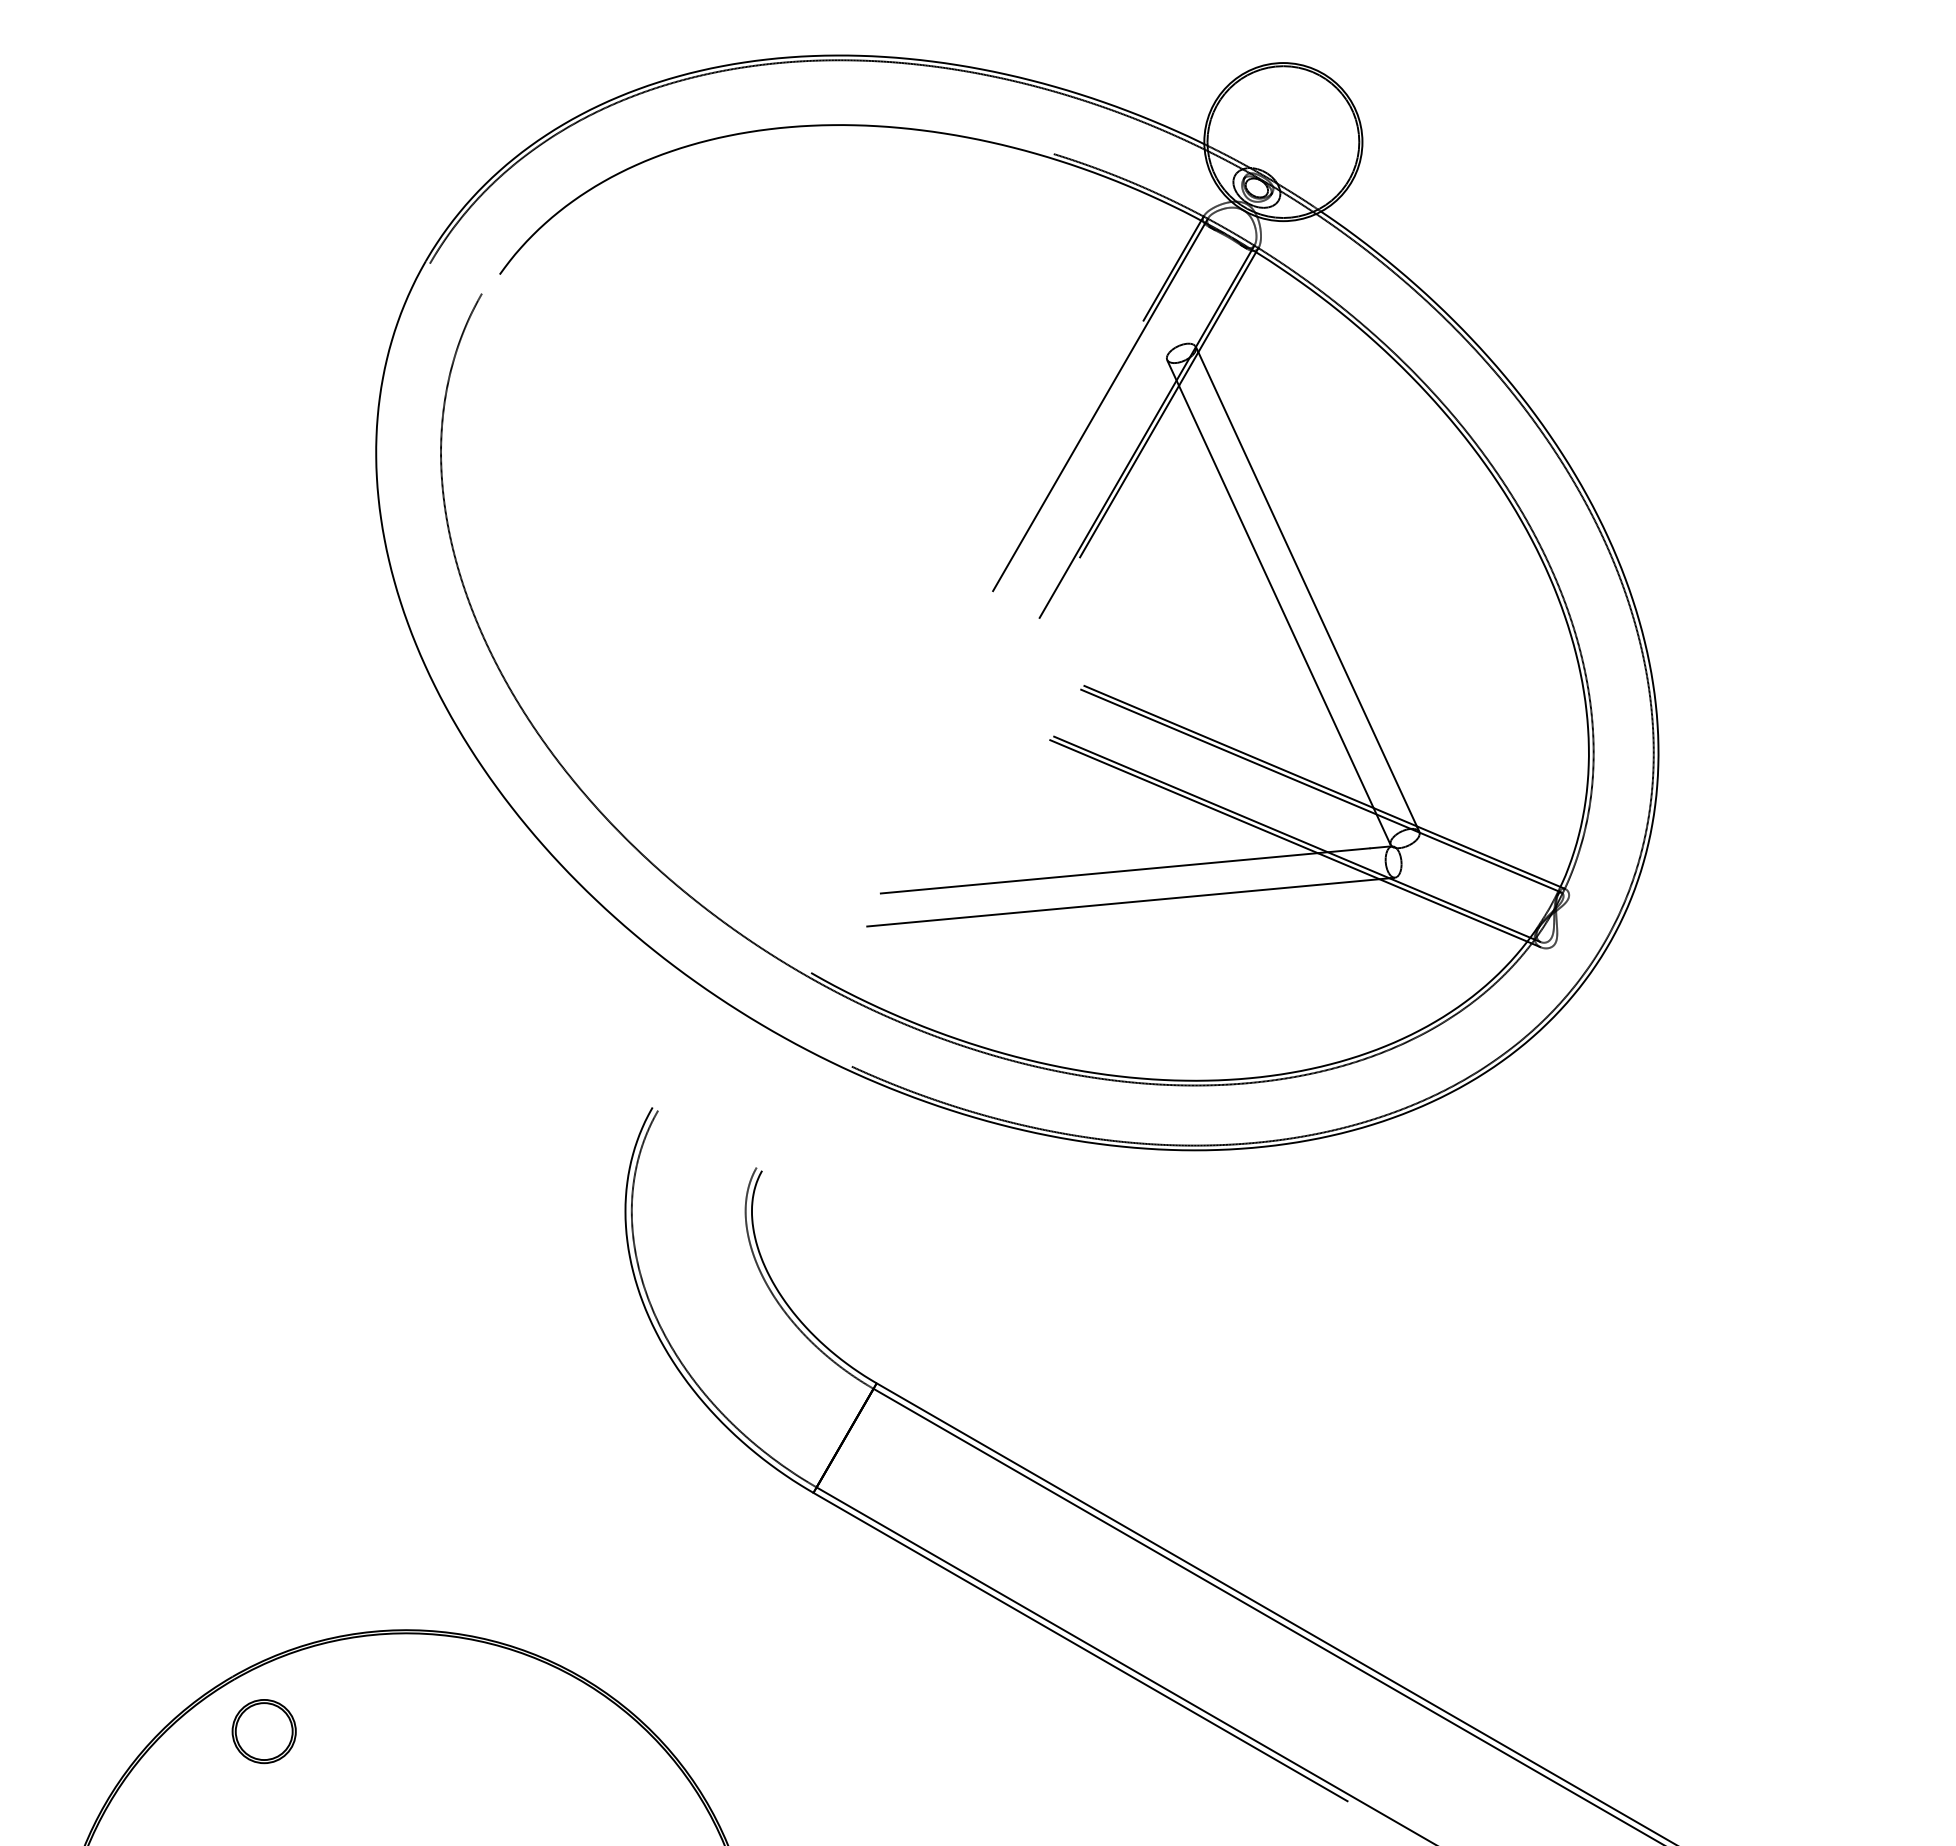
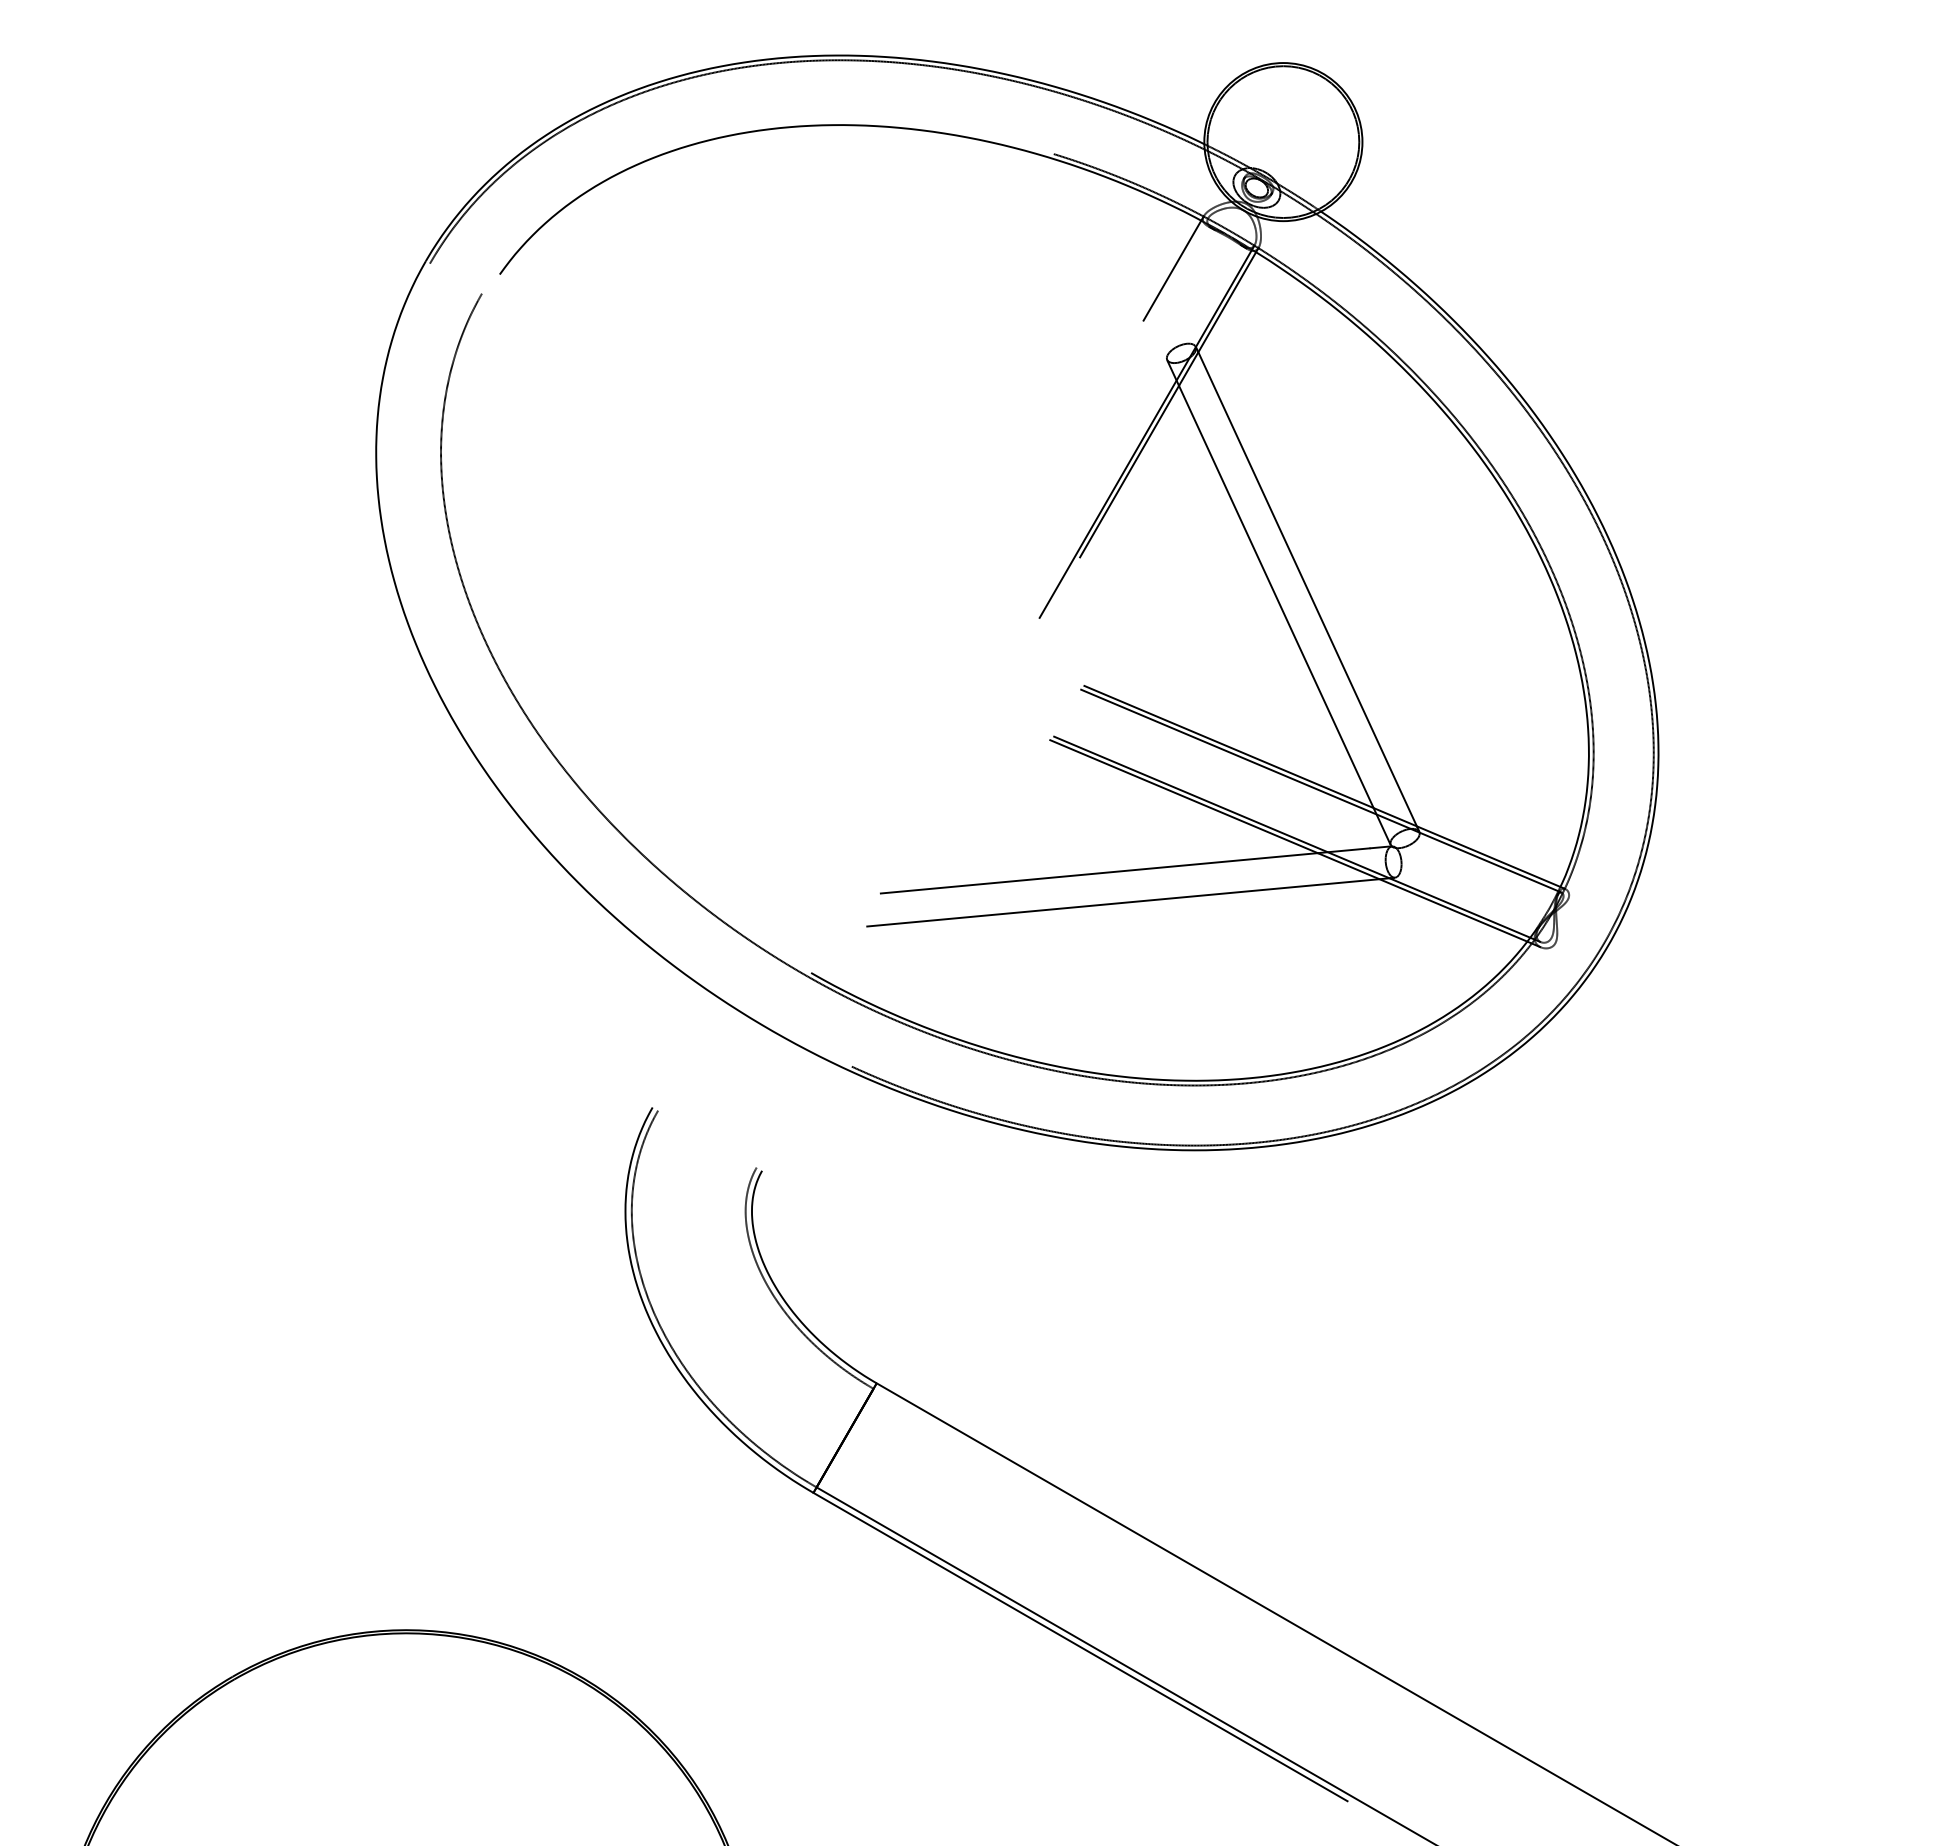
line: present -> none (1100, 404)
line: present -> none (1266, 1615)
part: present -> none (263, 1731)
